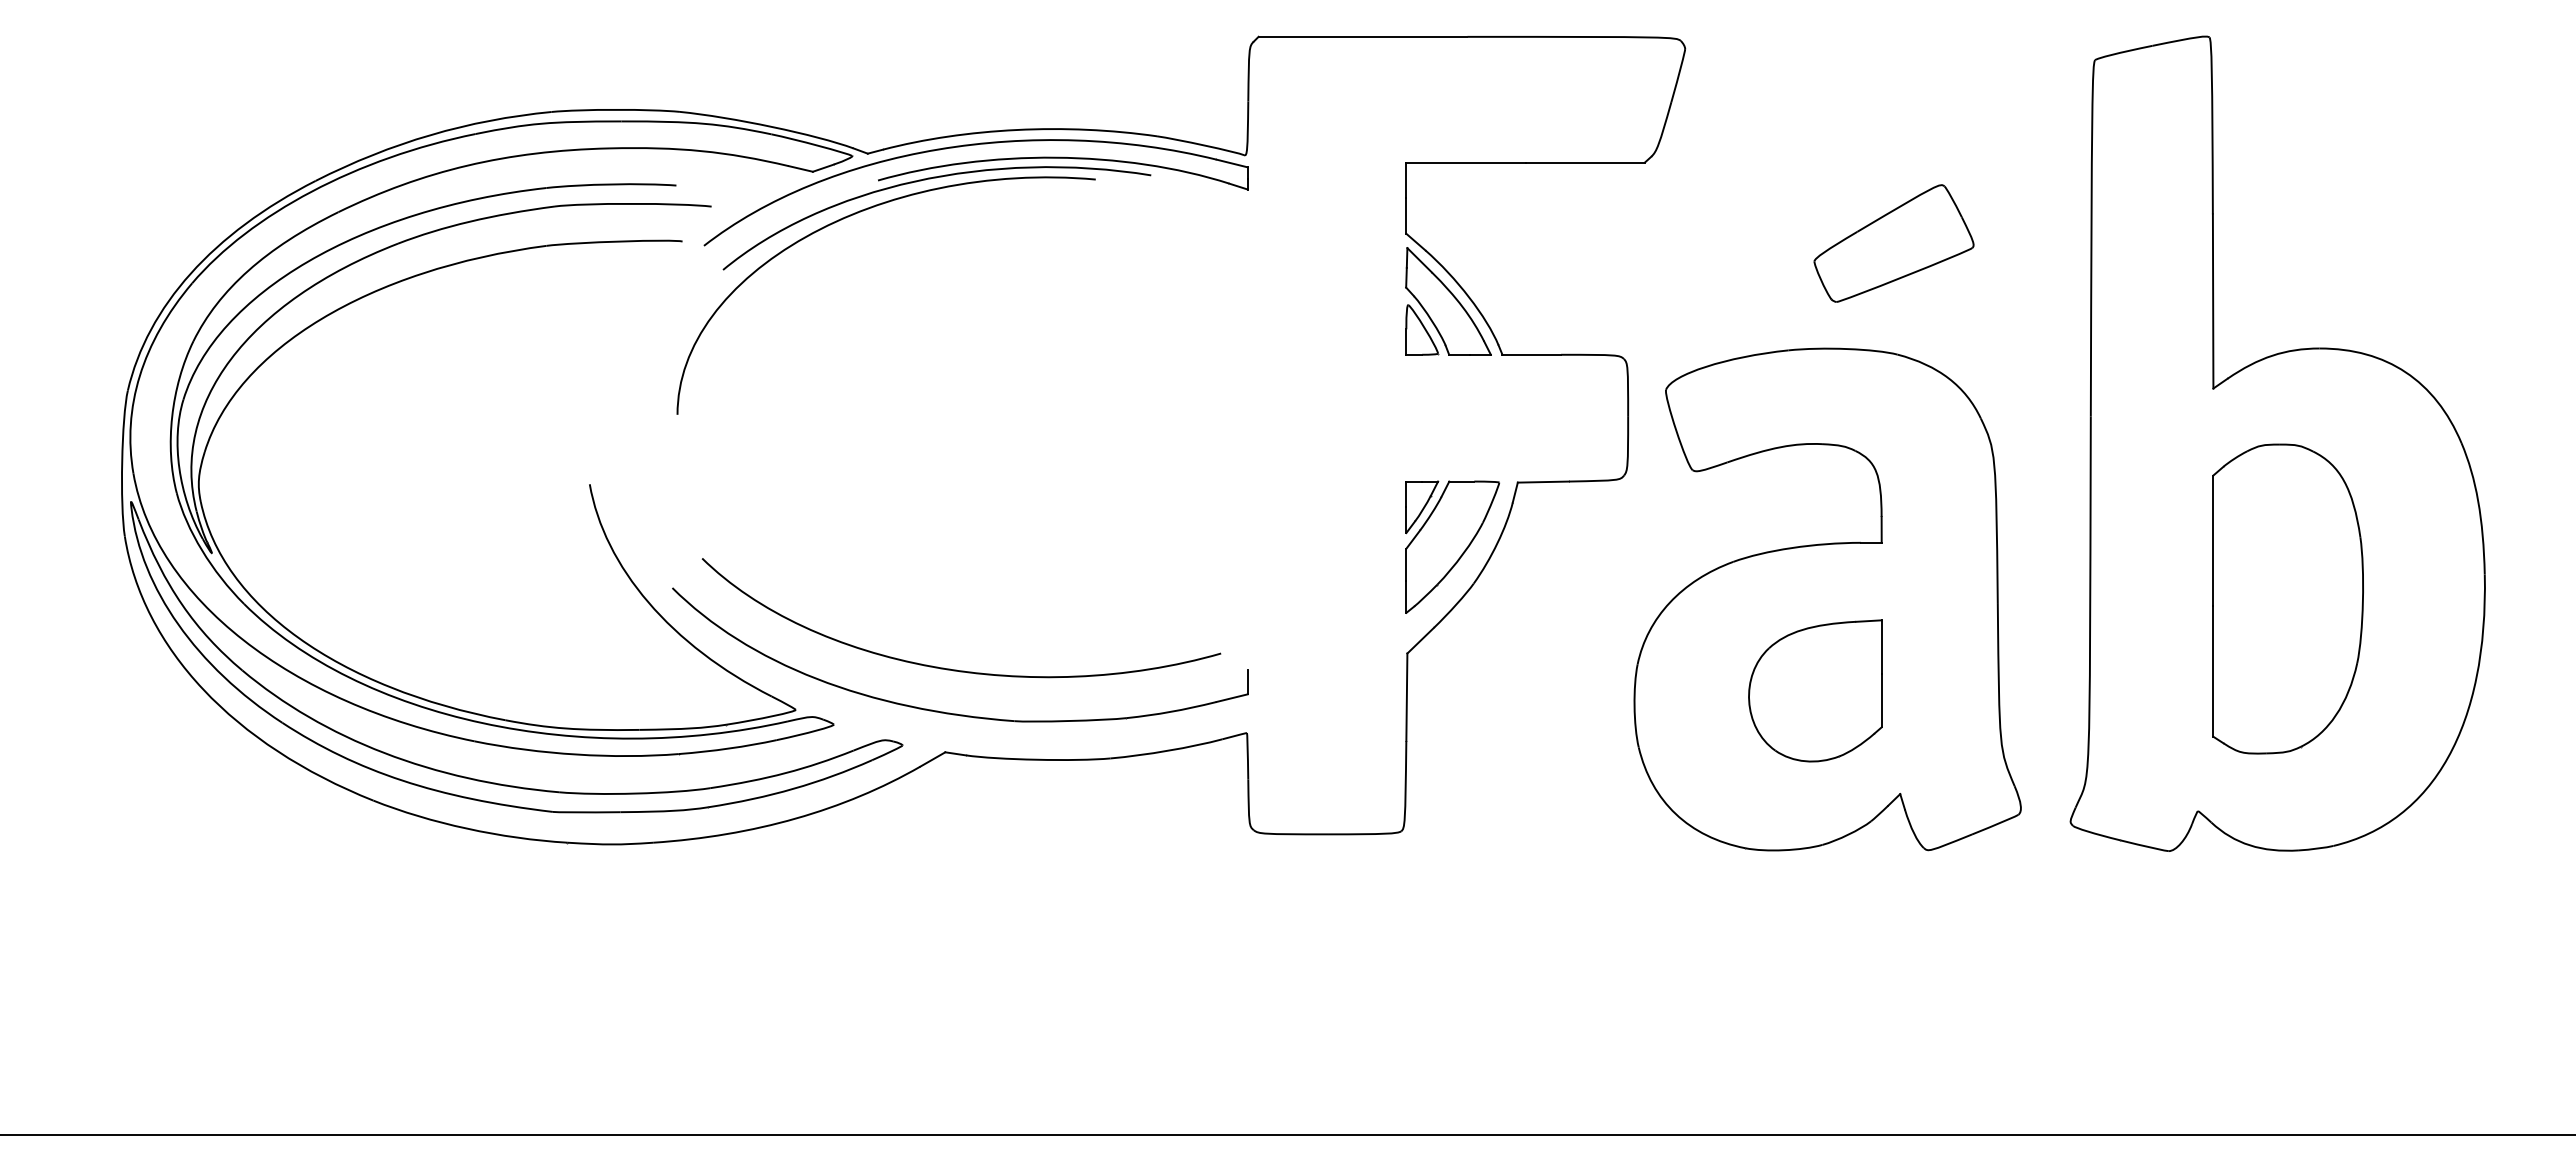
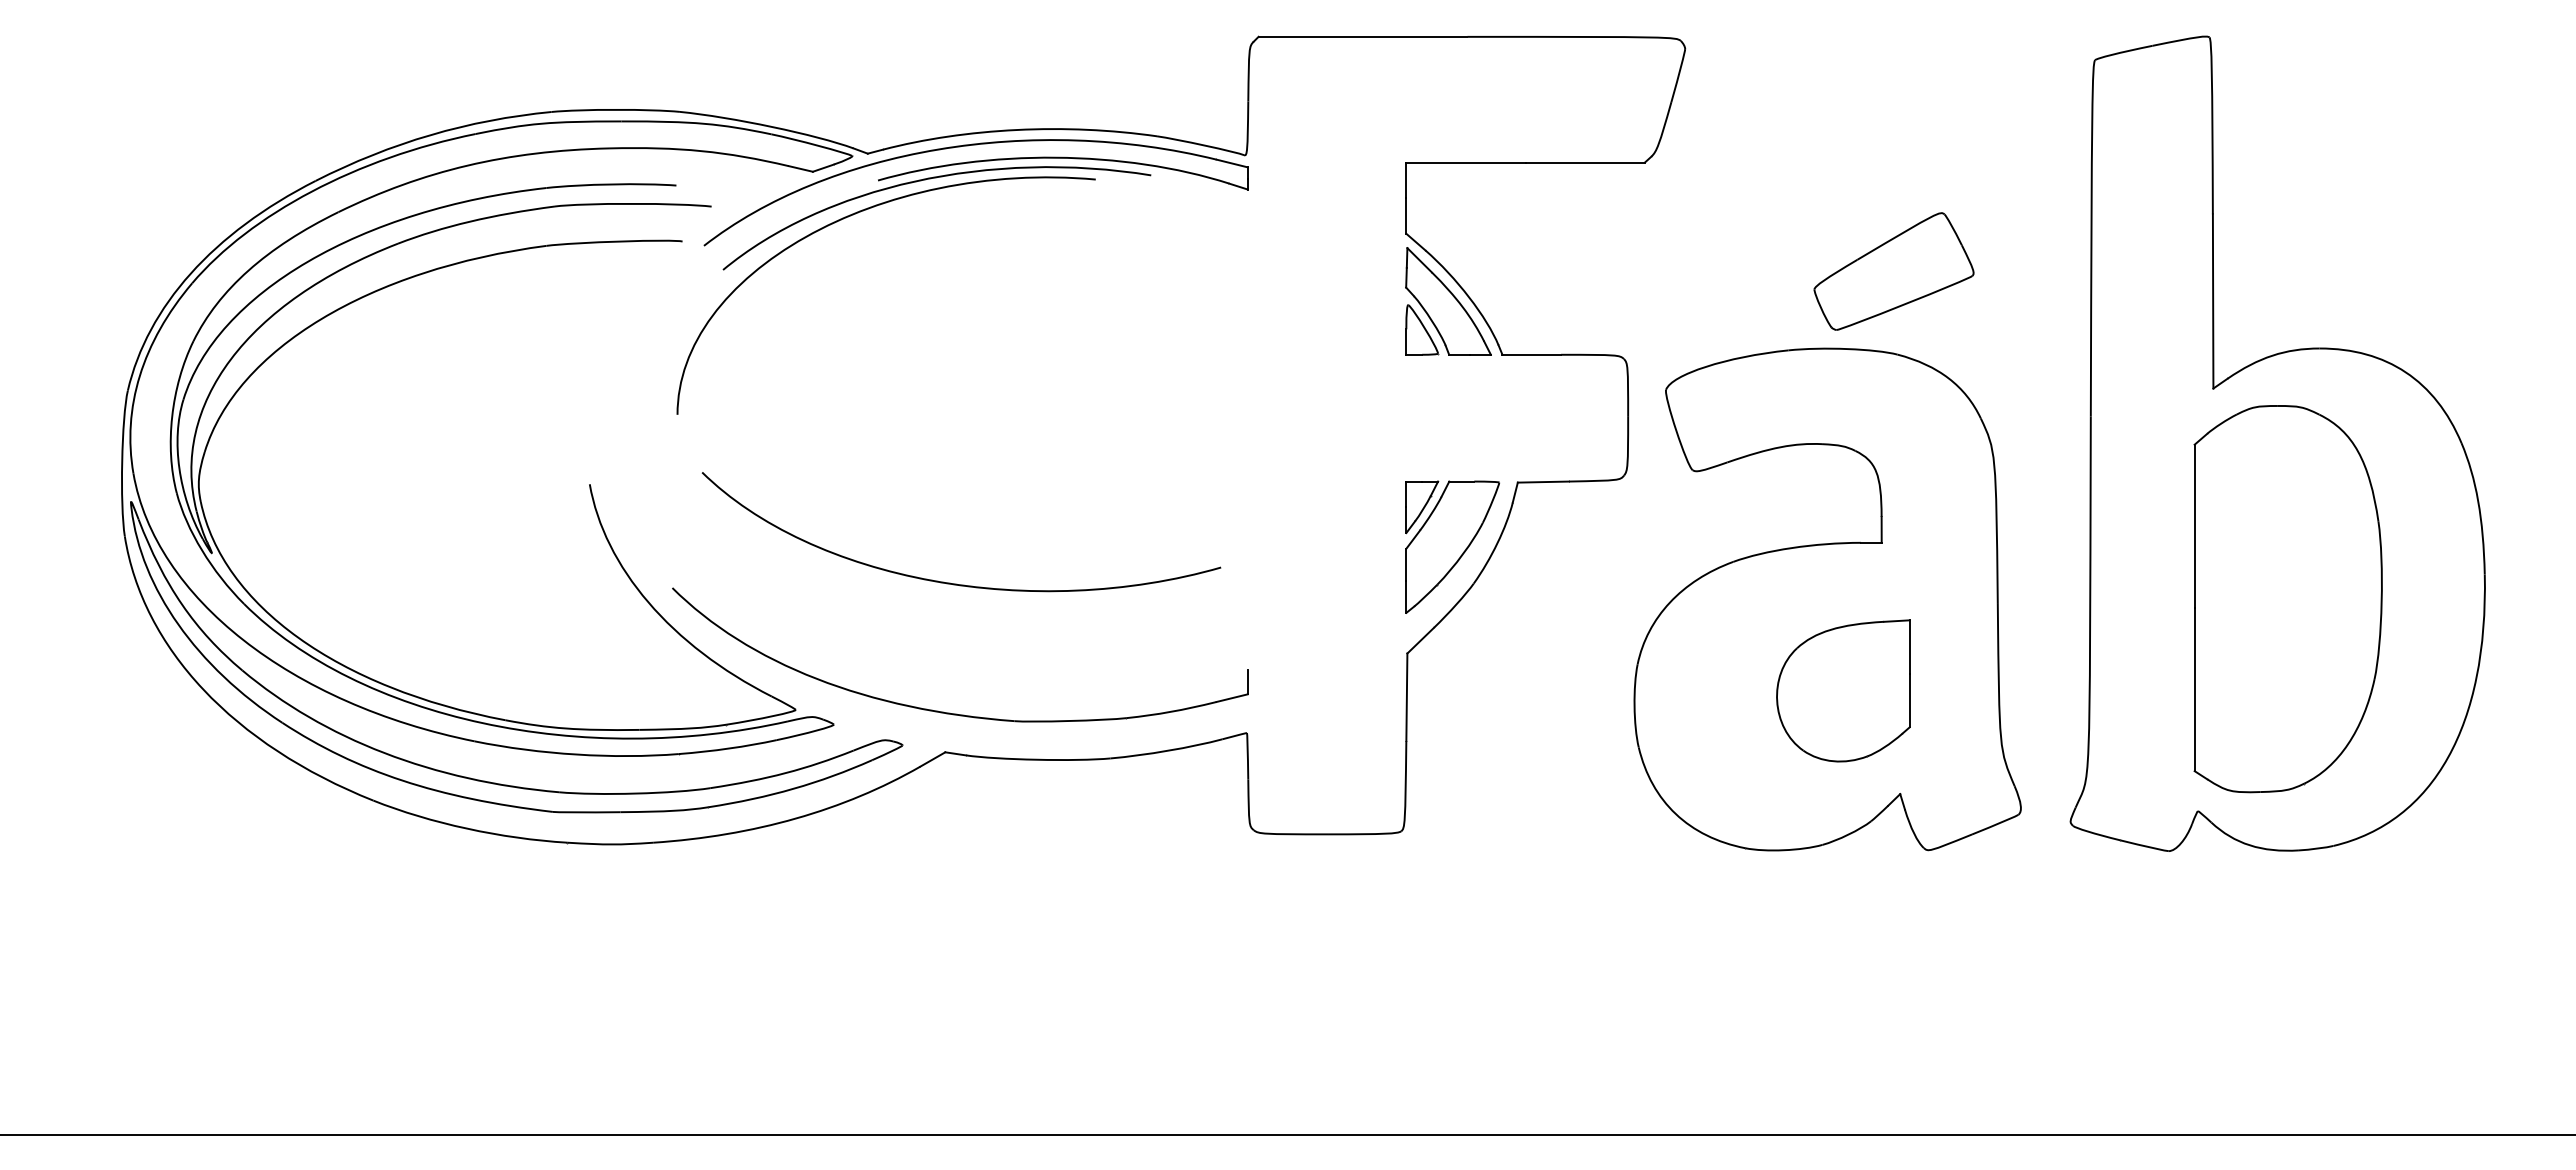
part position: (1893, 243) -> (1893, 271) (1893, 271)
part size: 152x312 px -> 190x389 px (2287, 599)
curve position: (950, 668) -> (950, 582) (950, 582)
part position: (1815, 690) -> (1843, 690) (1843, 690)
